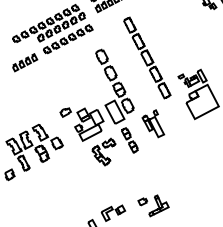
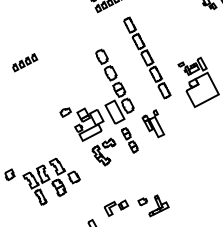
part: present -> none (52, 29)
part position: (198, 94) -> (198, 82) (198, 82)
part position: (34, 147) -> (51, 181) (51, 181)
part position: (113, 212) -> (116, 207) (116, 207)
